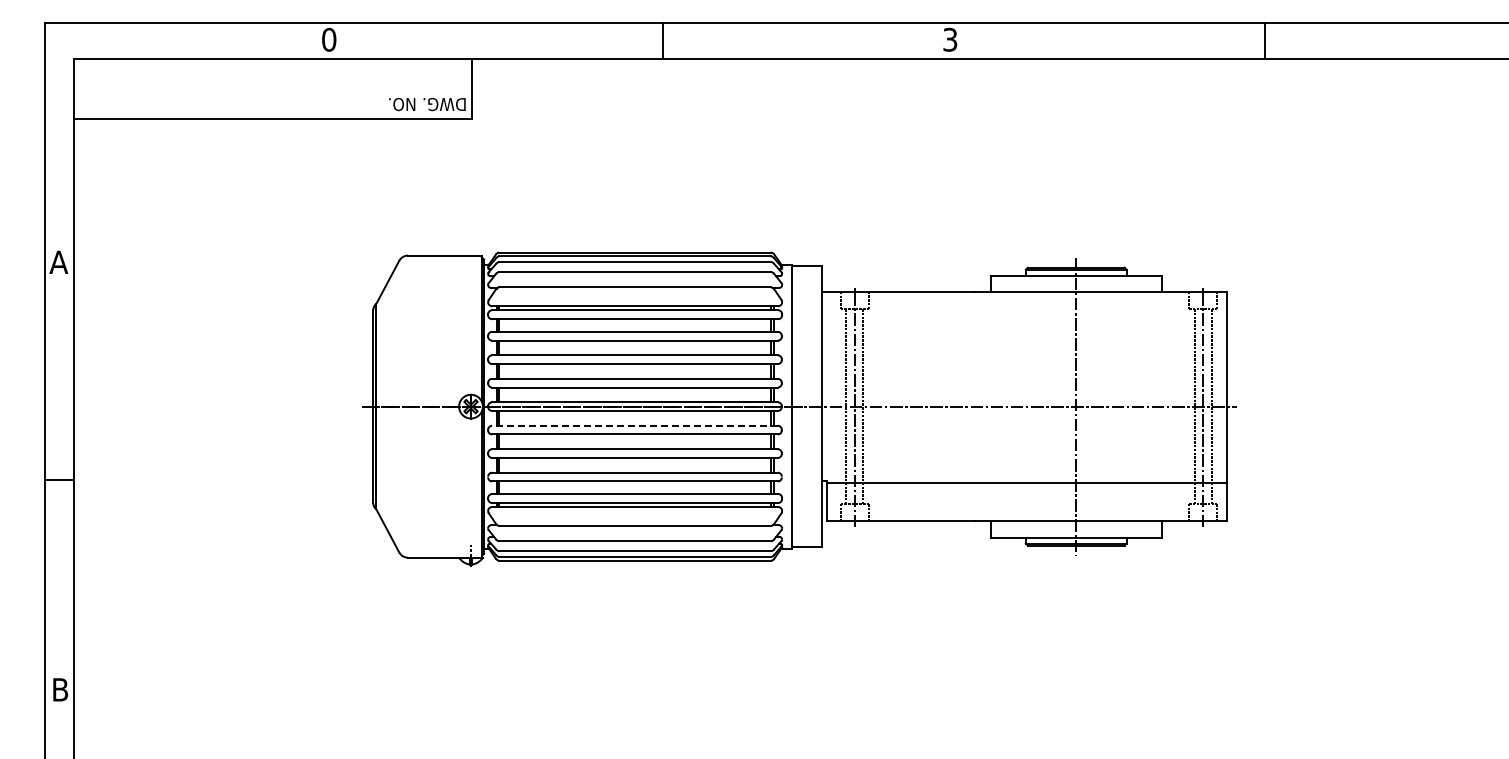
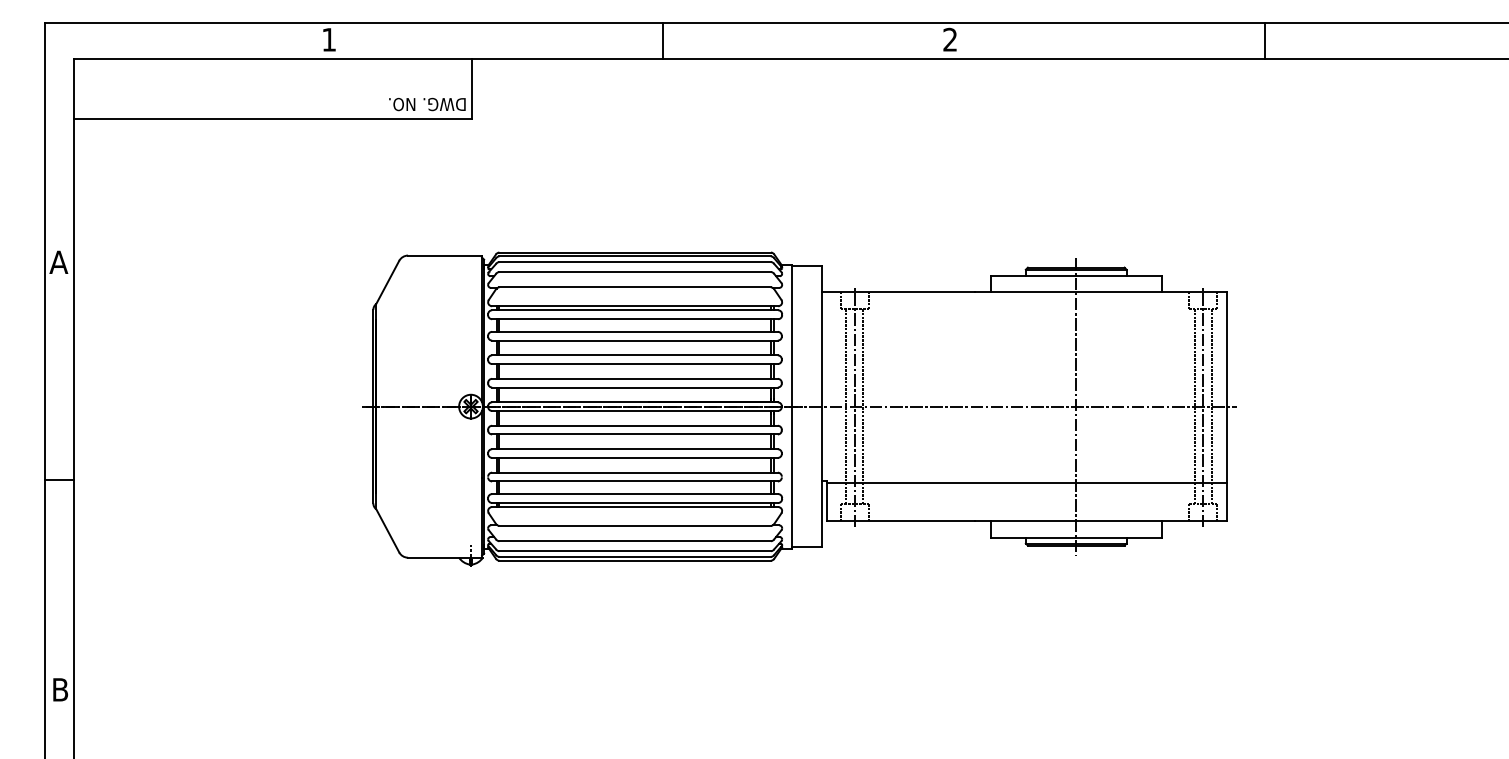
text: 0 -> 1 (329, 39)
text: 3 -> 2 (950, 39)
line: dashed -> solid (634, 425)
